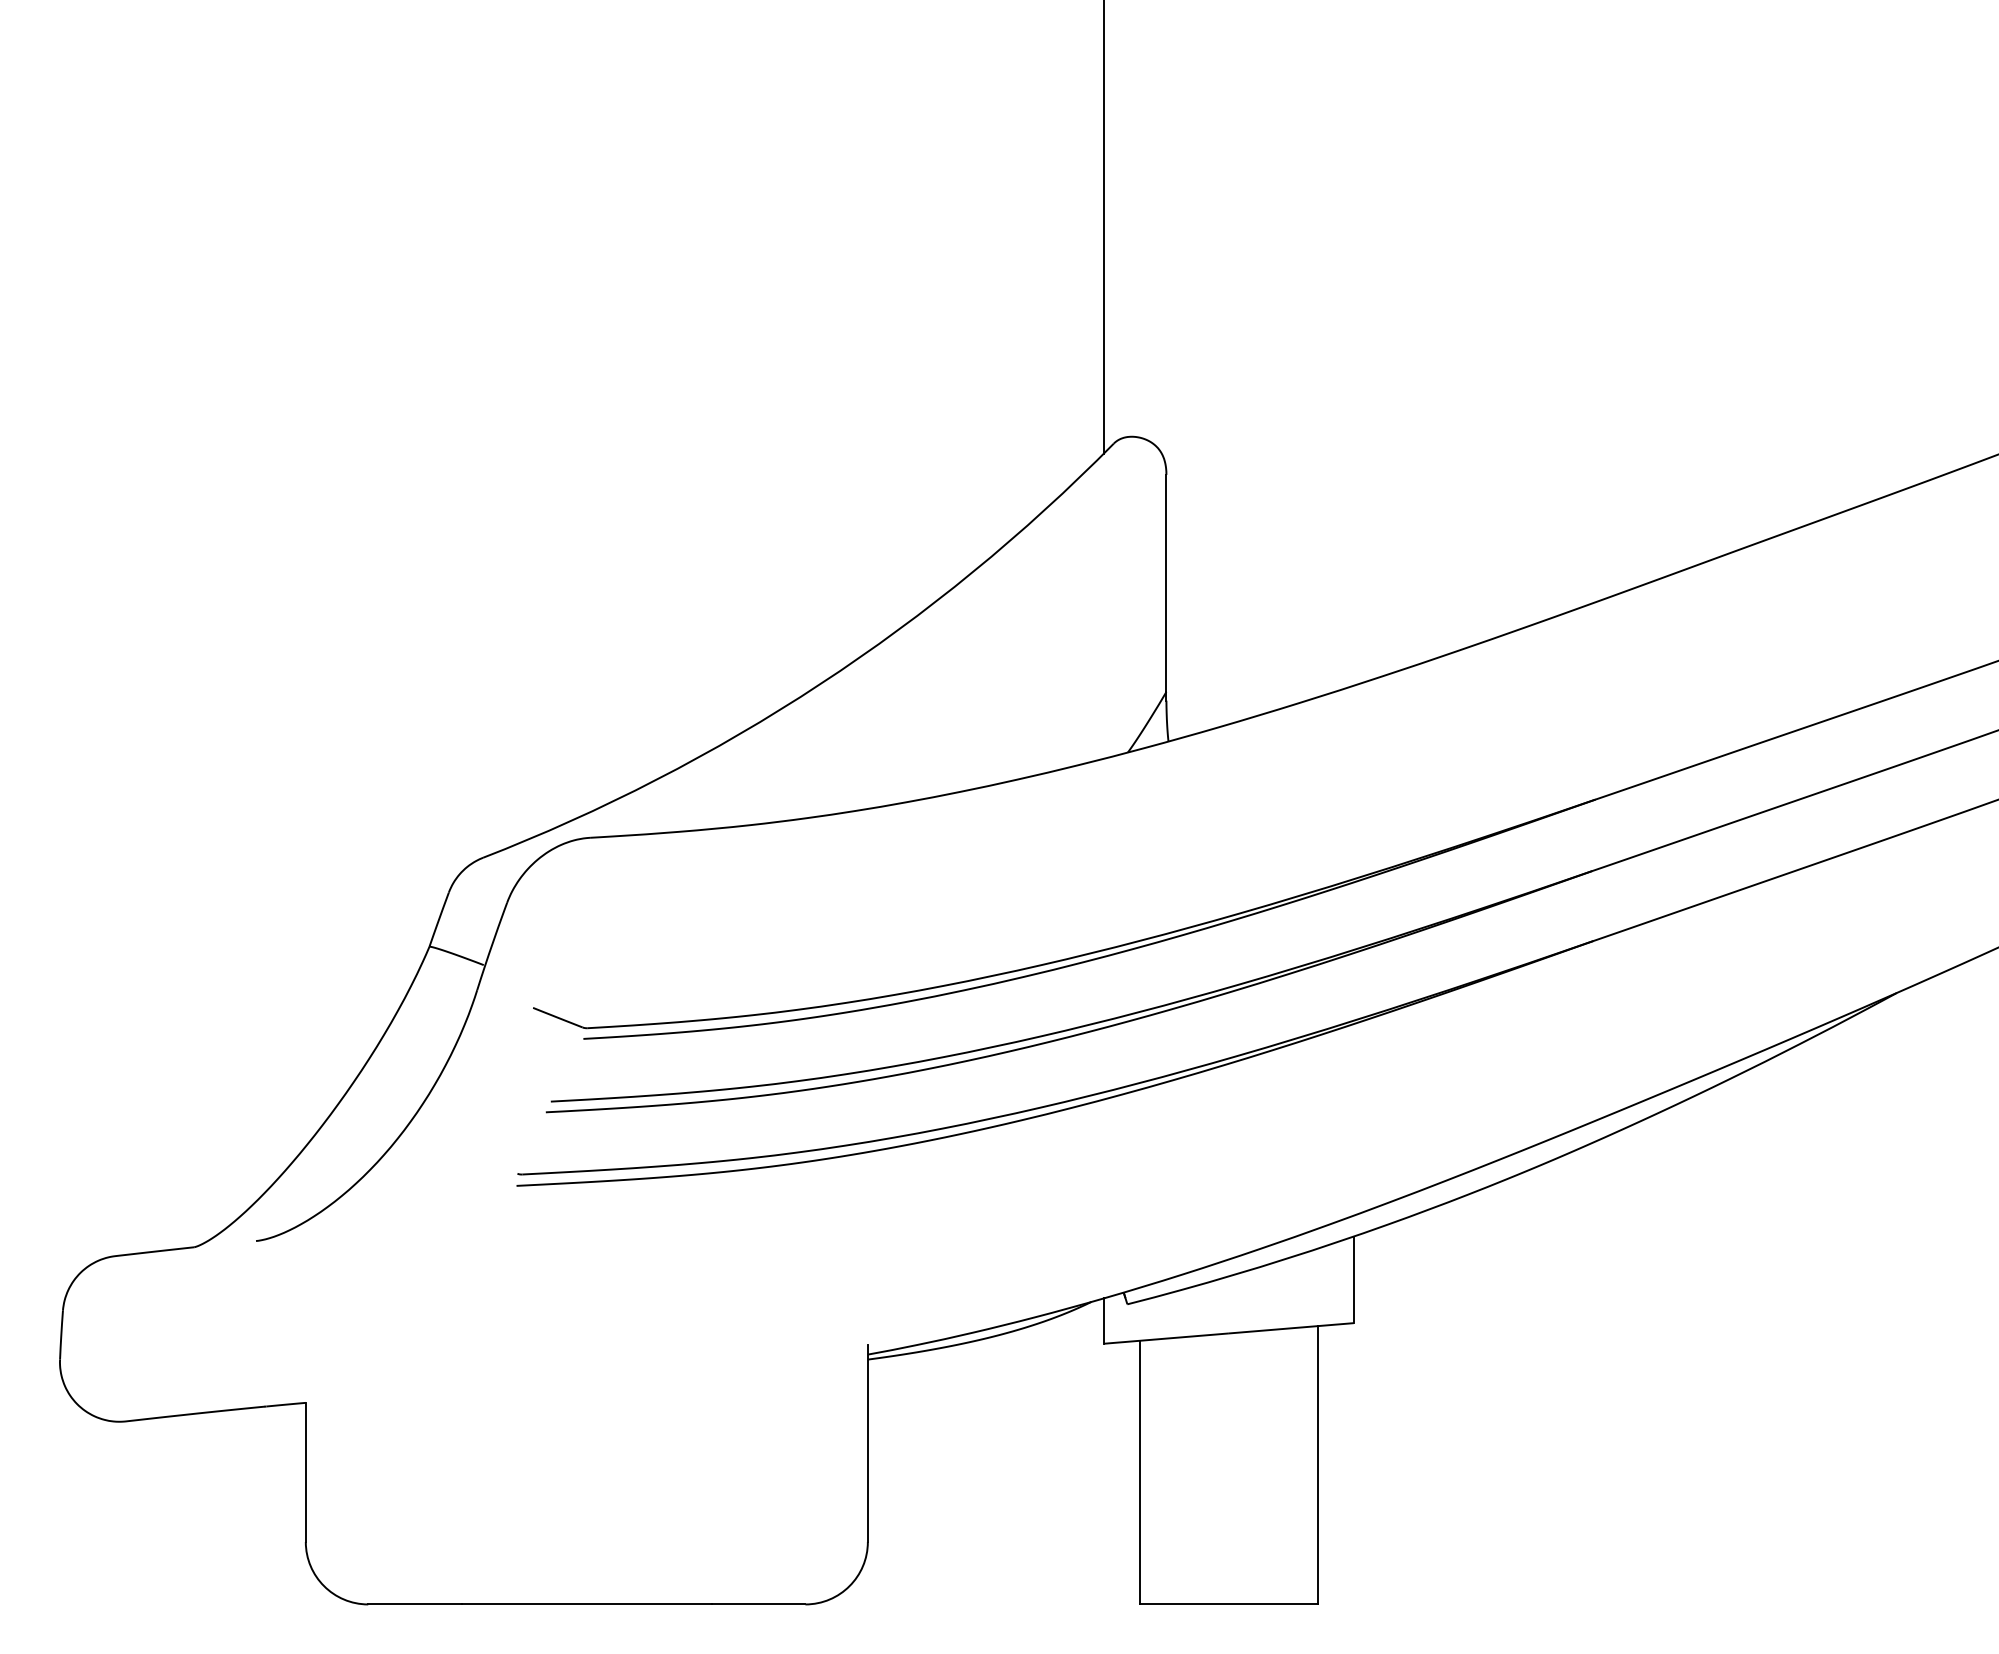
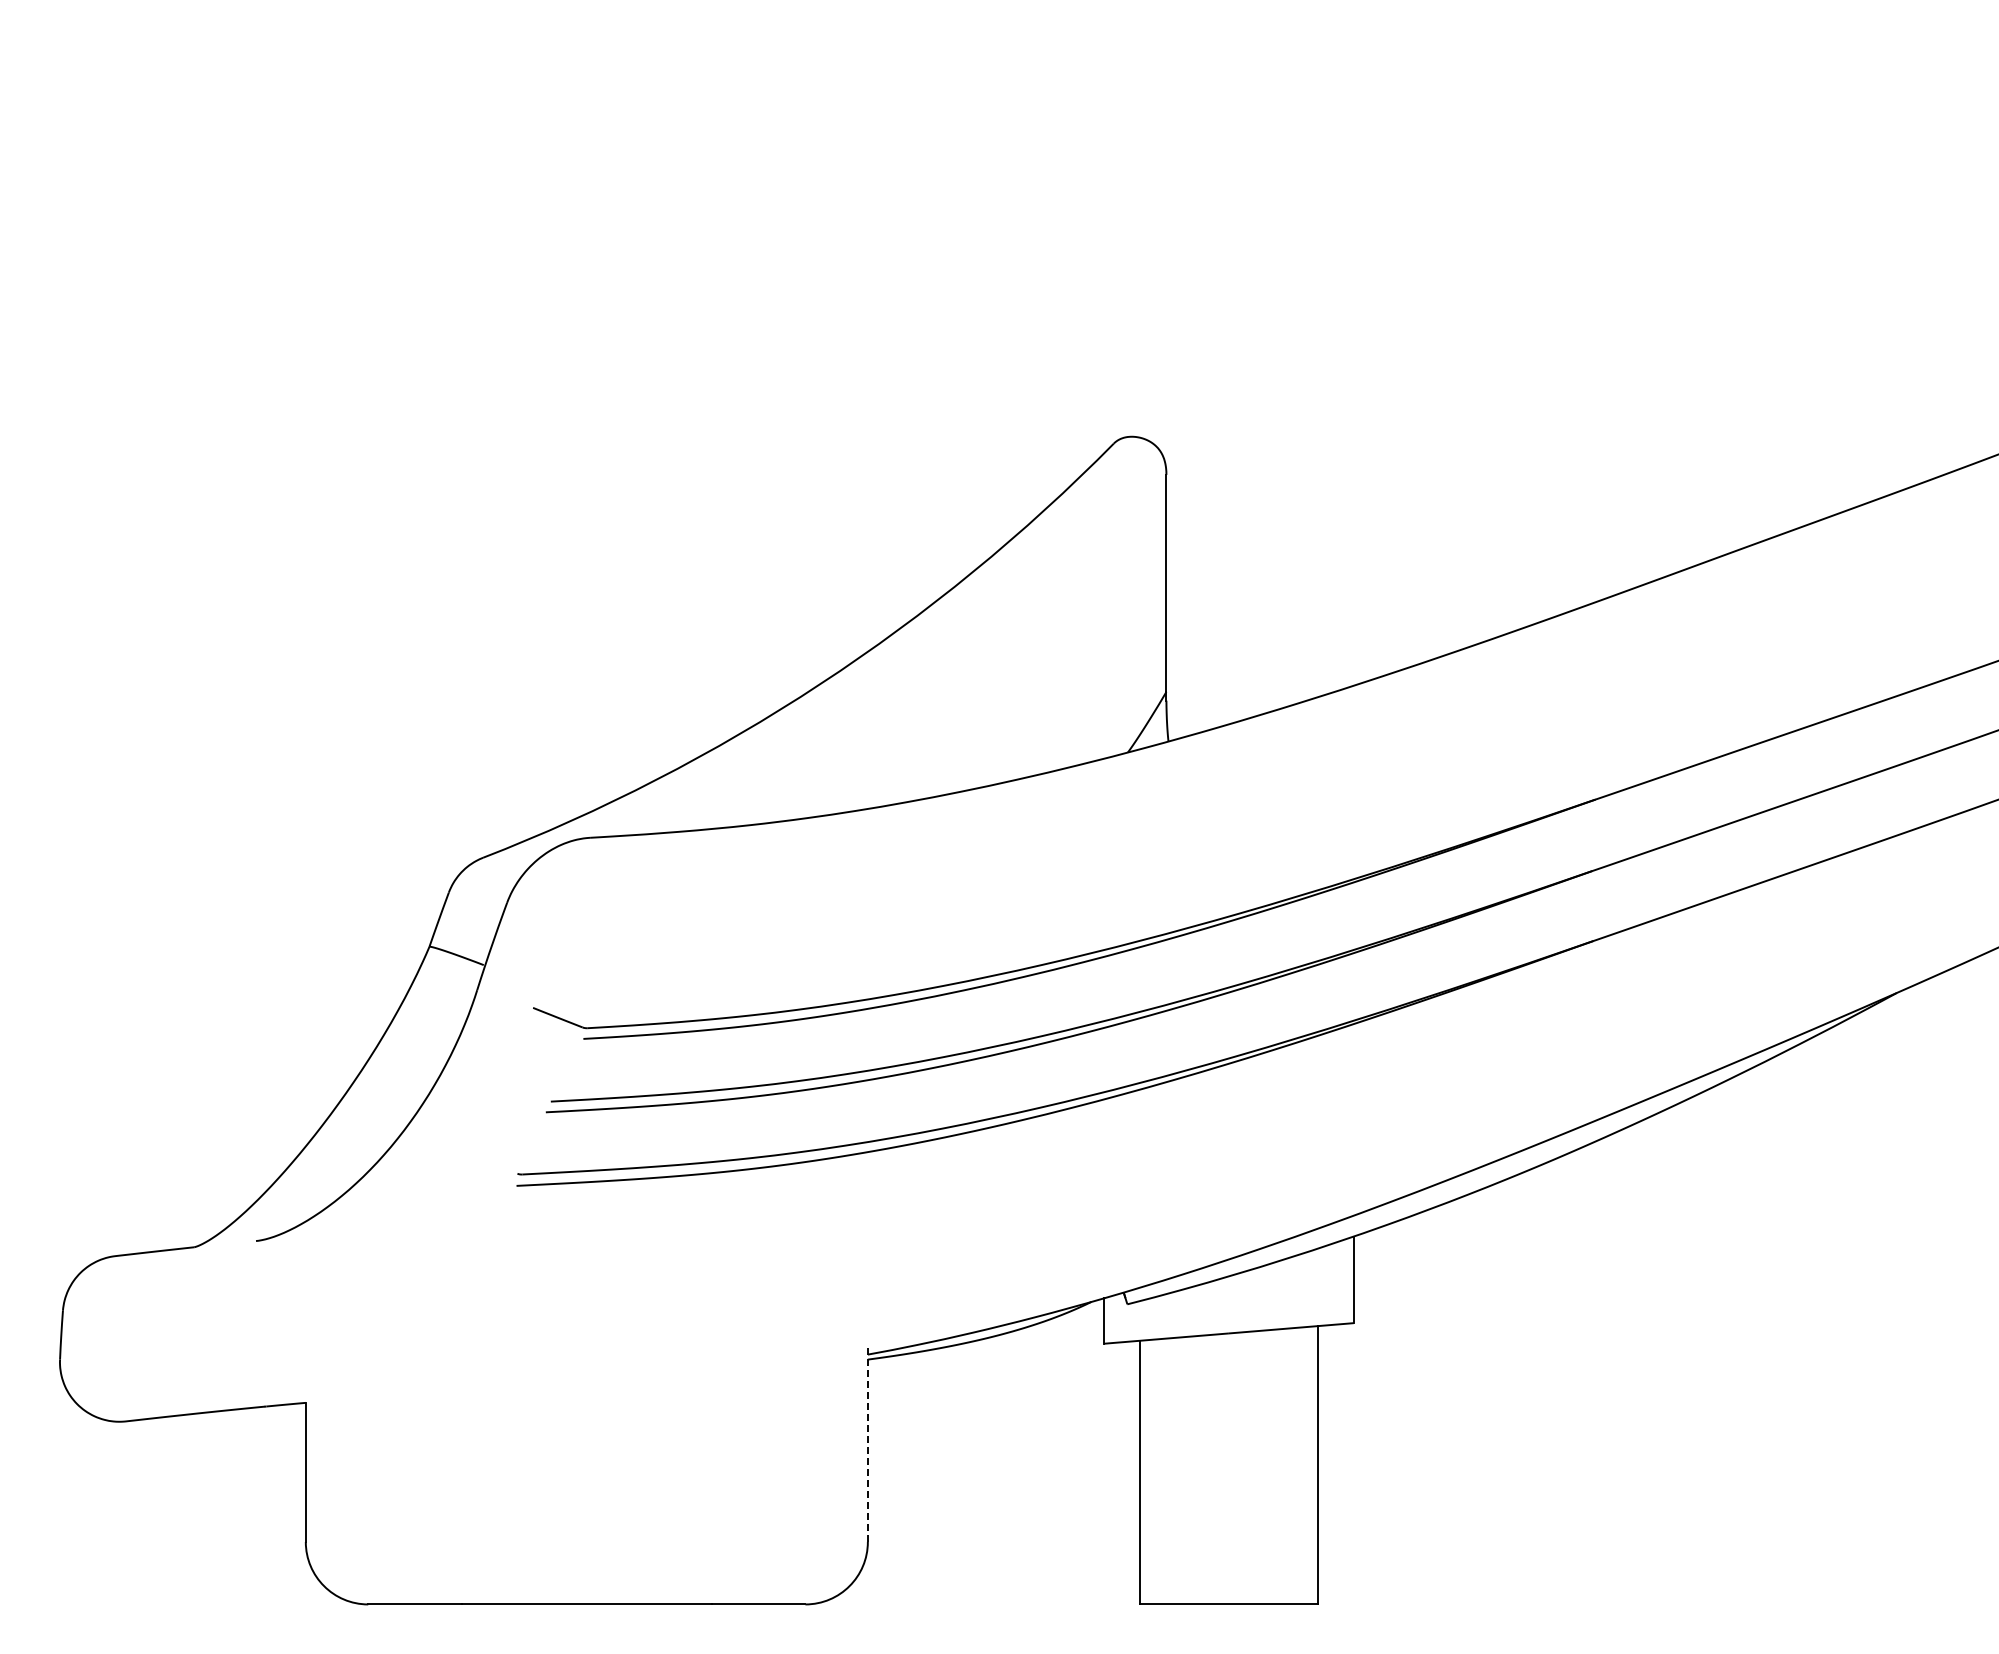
line: present -> none (1104, 227)
line: solid -> dashed (867, 1443)
